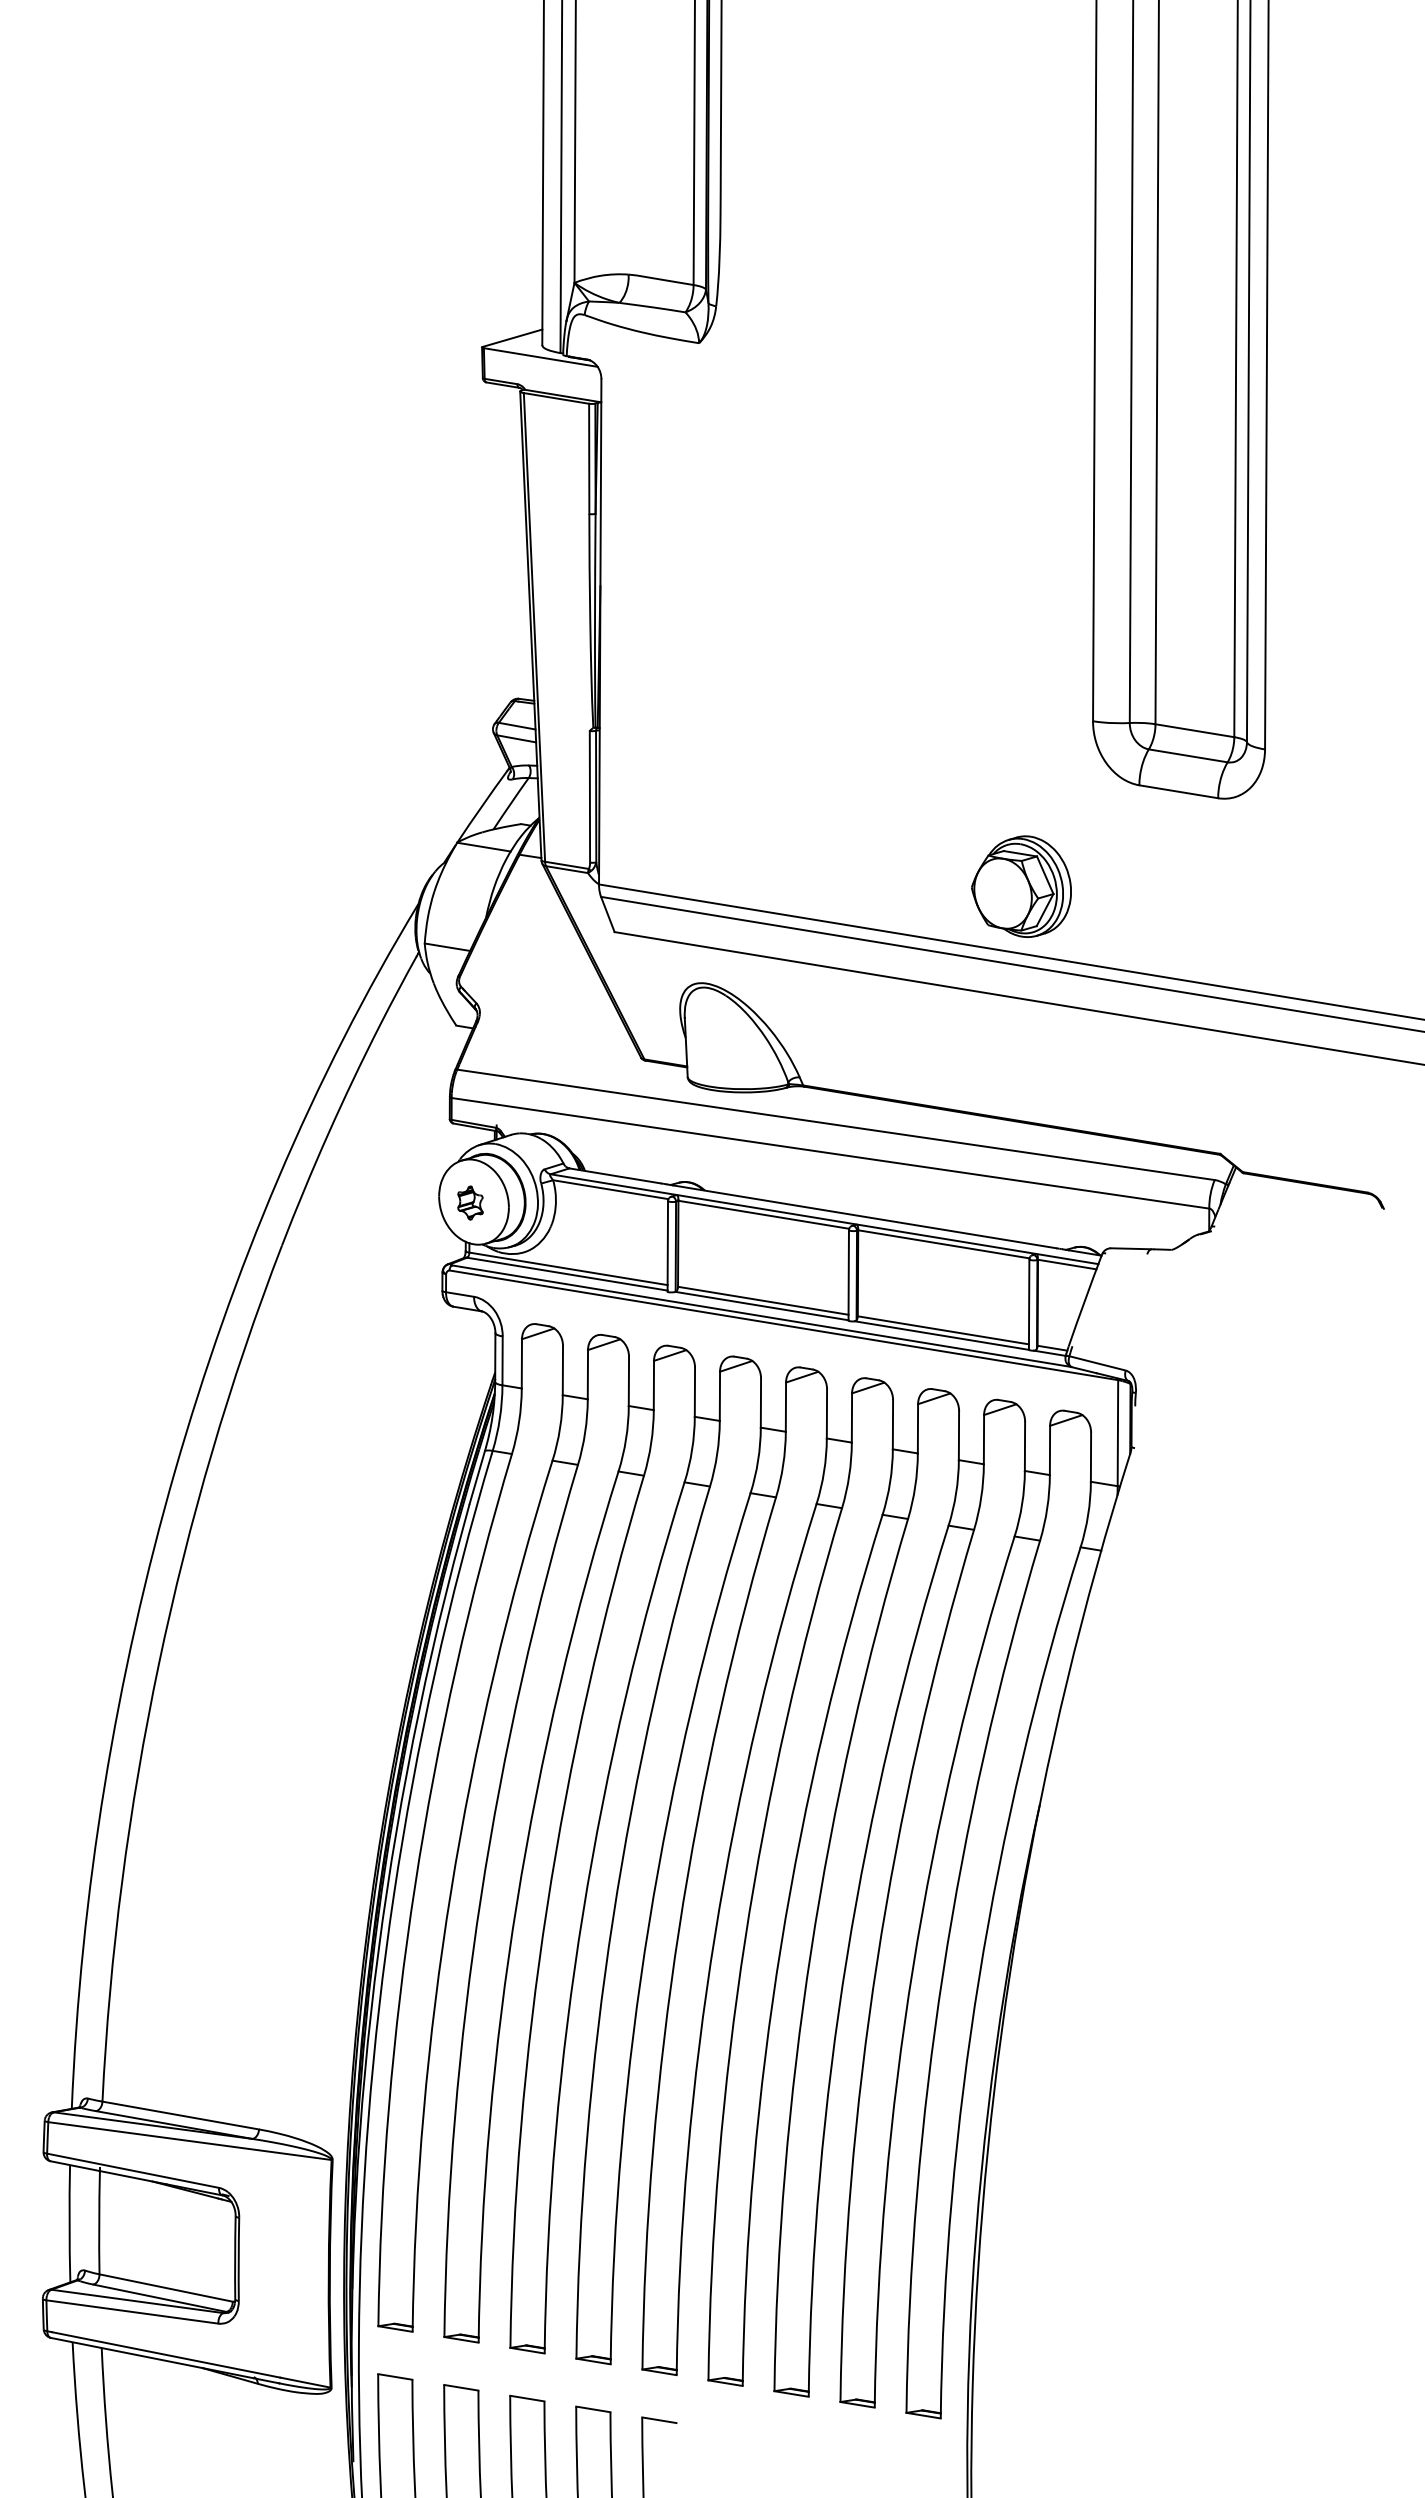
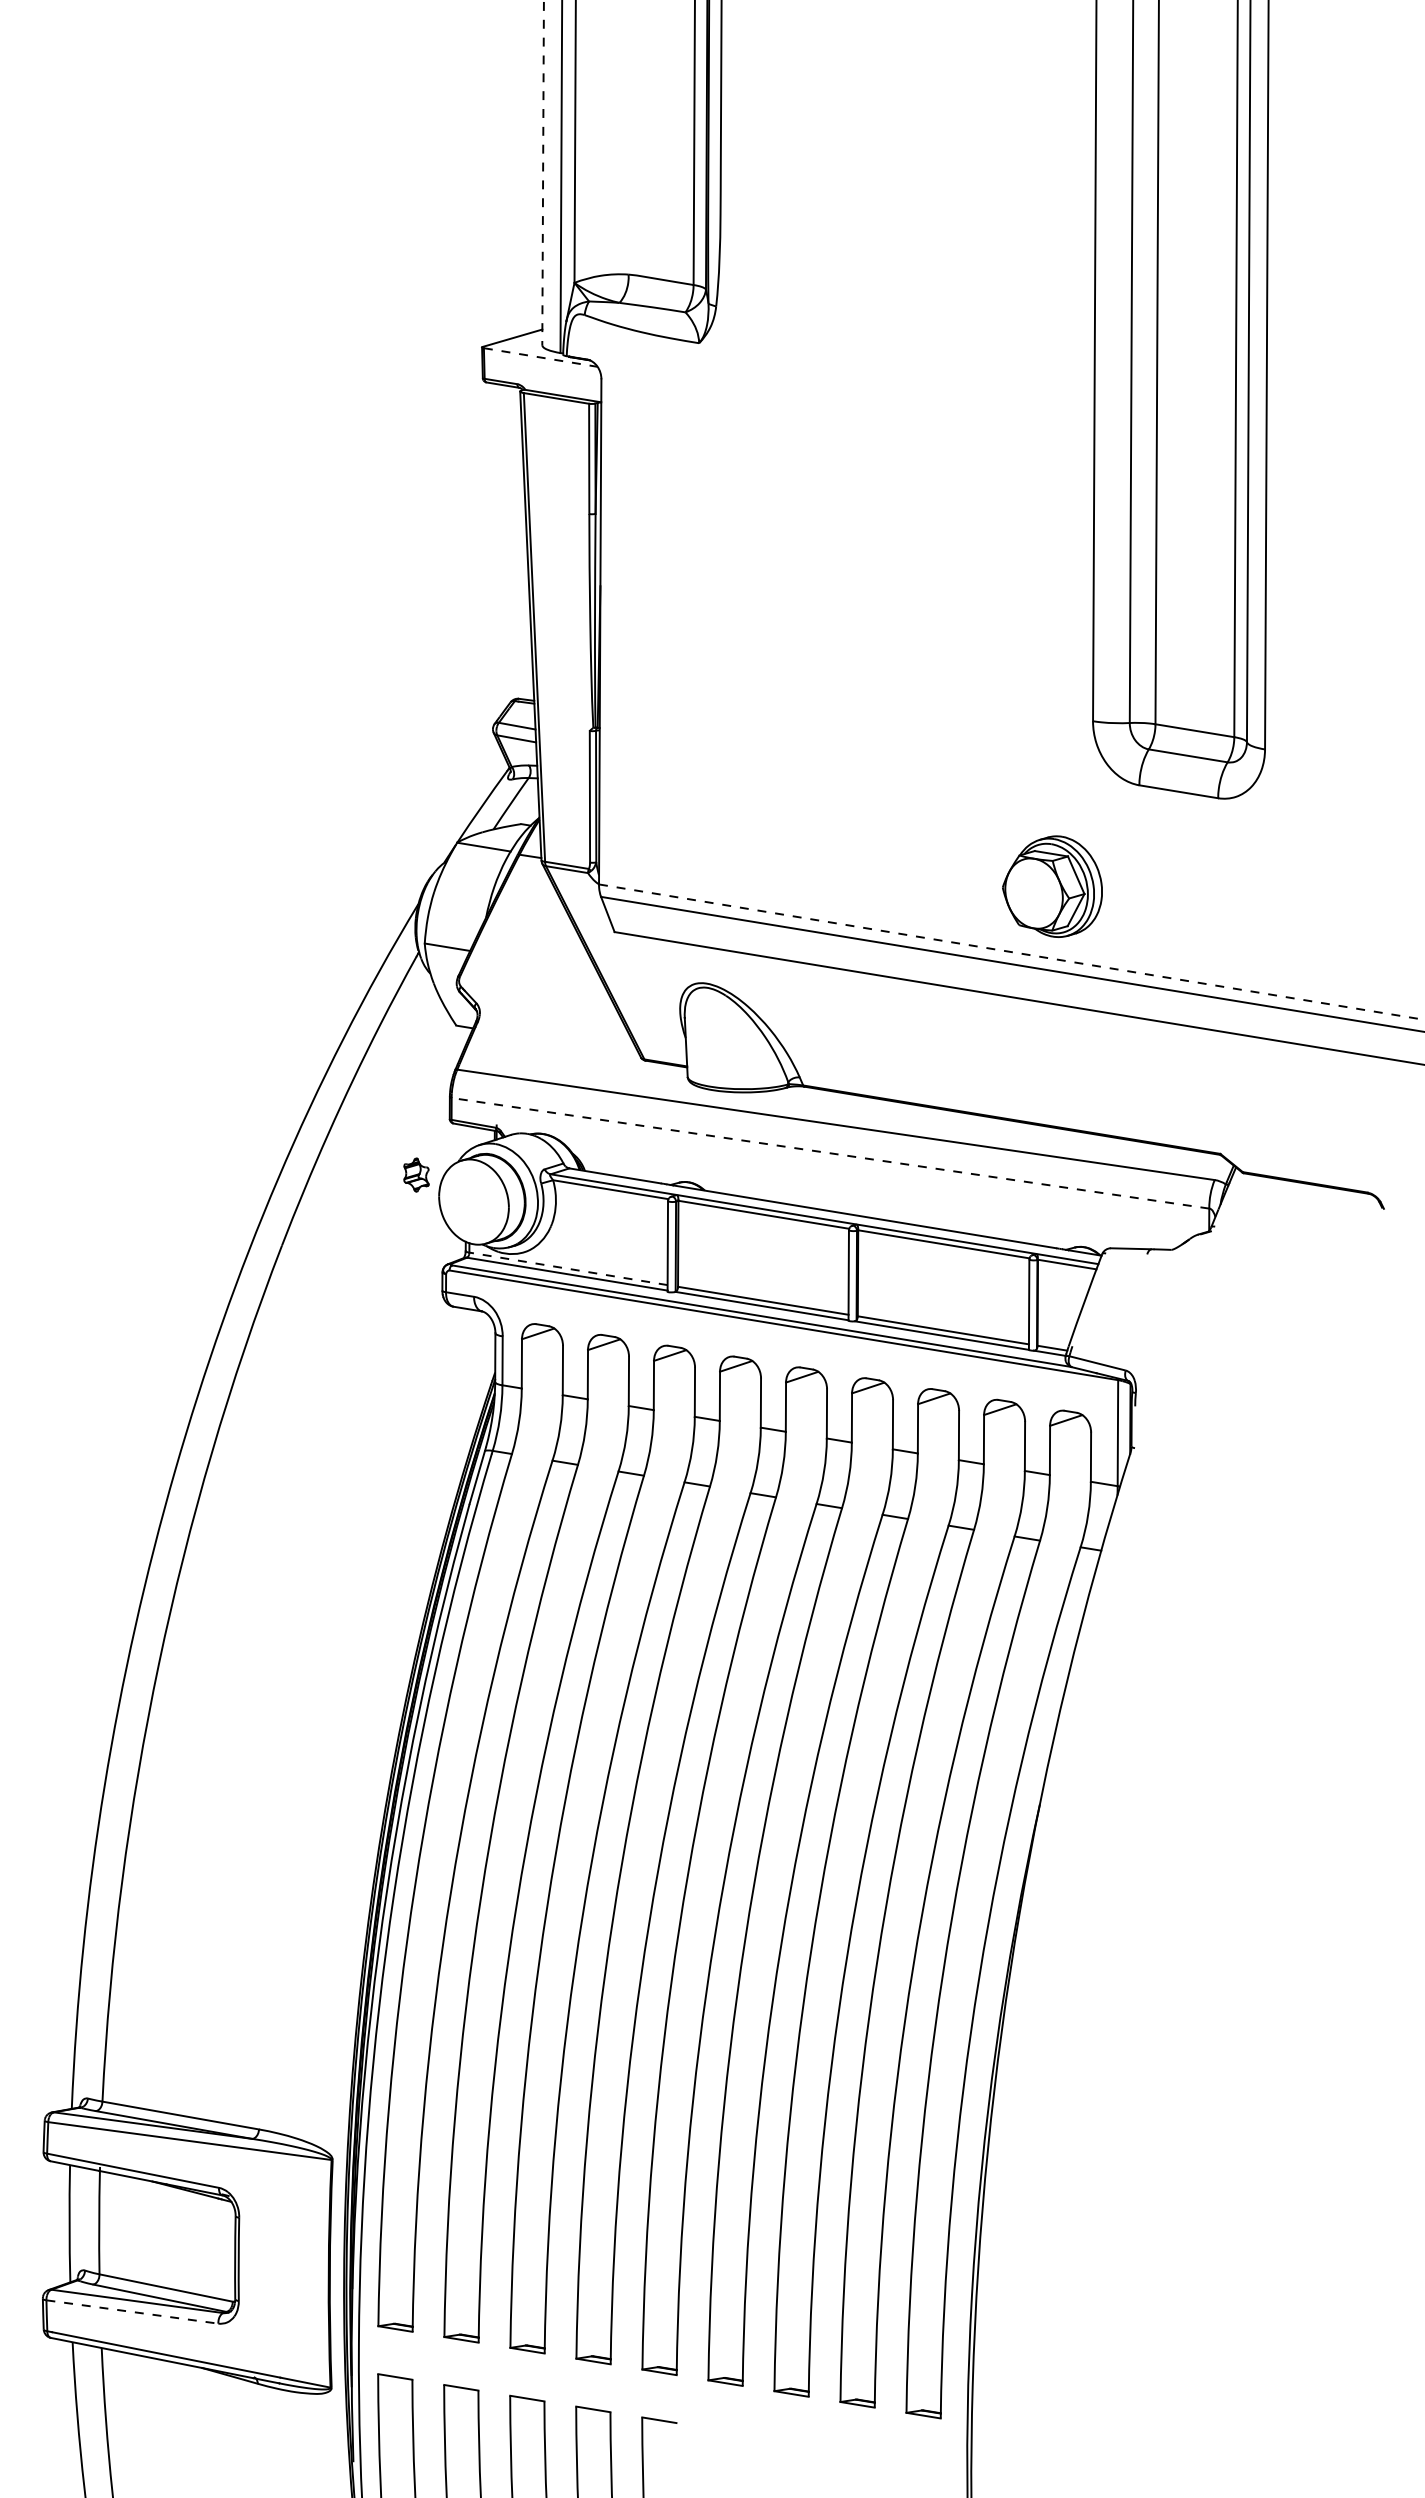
line: solid -> dashed (543, 173)
line: solid -> dashed (540, 357)
part position: (1021, 886) -> (1052, 886) (1052, 886)
line: solid -> dashed (1012, 952)
line: solid -> dashed (830, 1153)
part position: (470, 1202) -> (416, 1174) (416, 1174)
line: solid -> dashed (568, 1268)
line: solid -> dashed (132, 2311)
